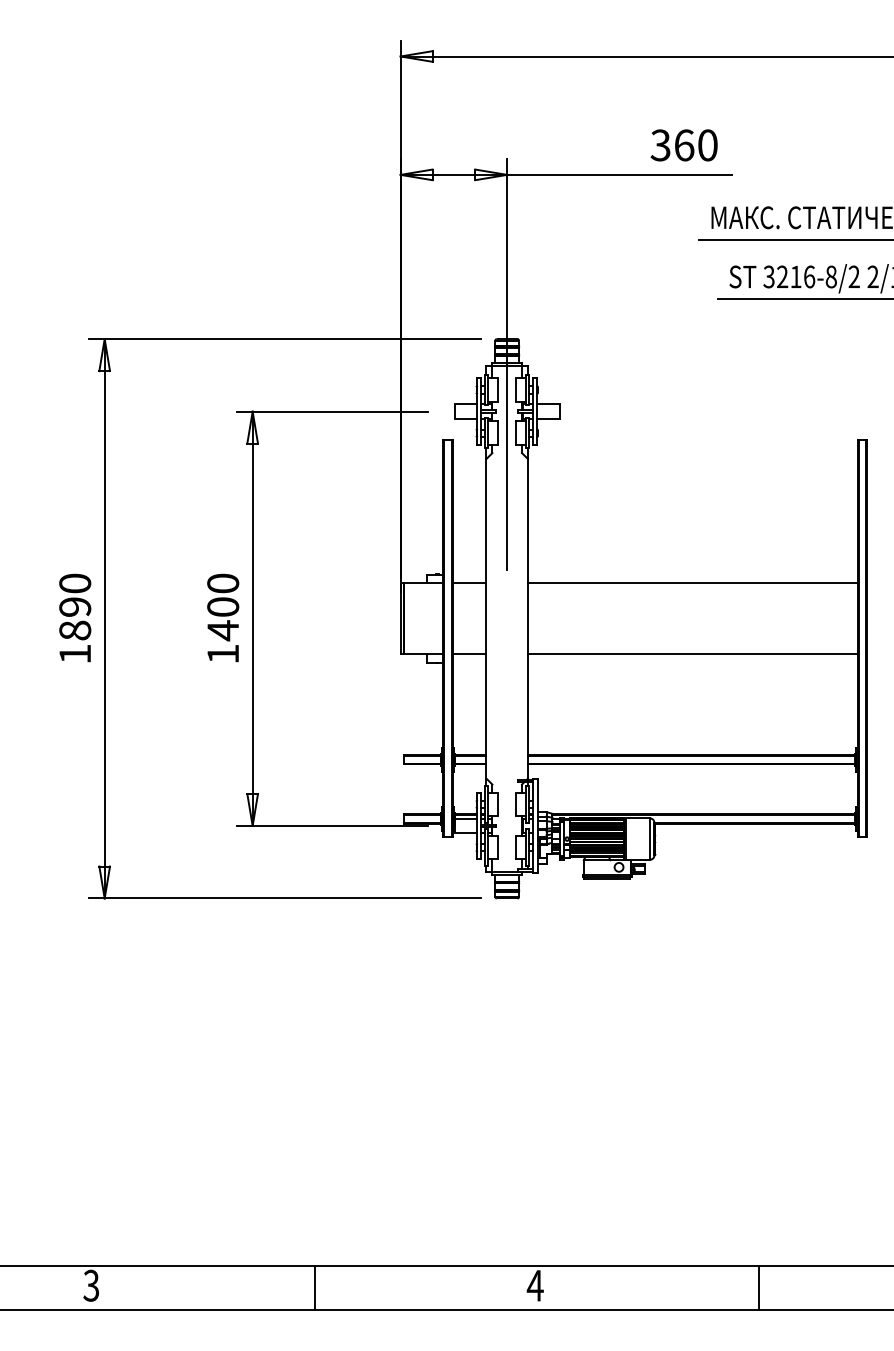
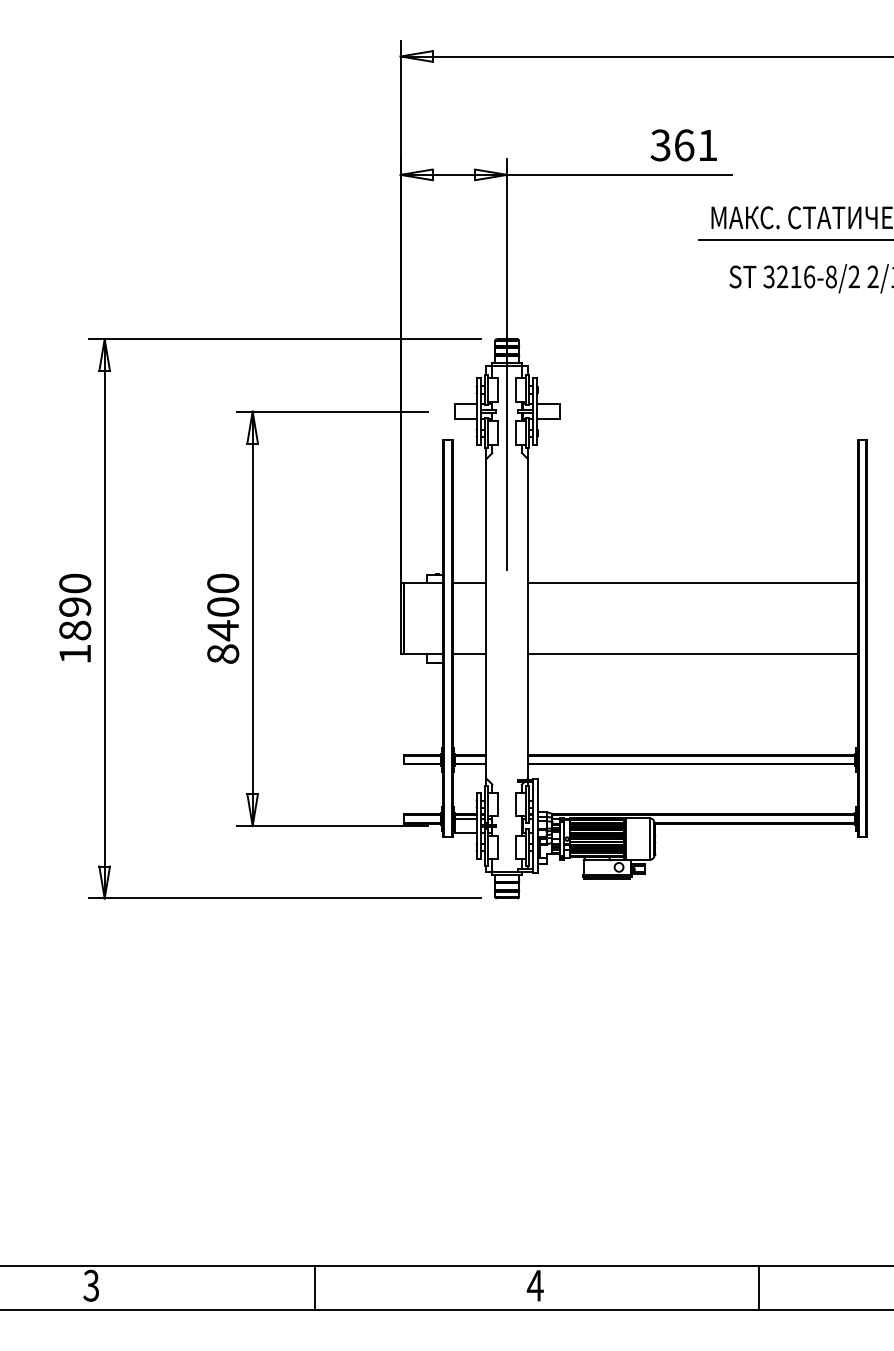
text: 360 -> 361 (707, 145)
line: present -> none (804, 299)
text: 1400 -> 8400 (223, 653)
